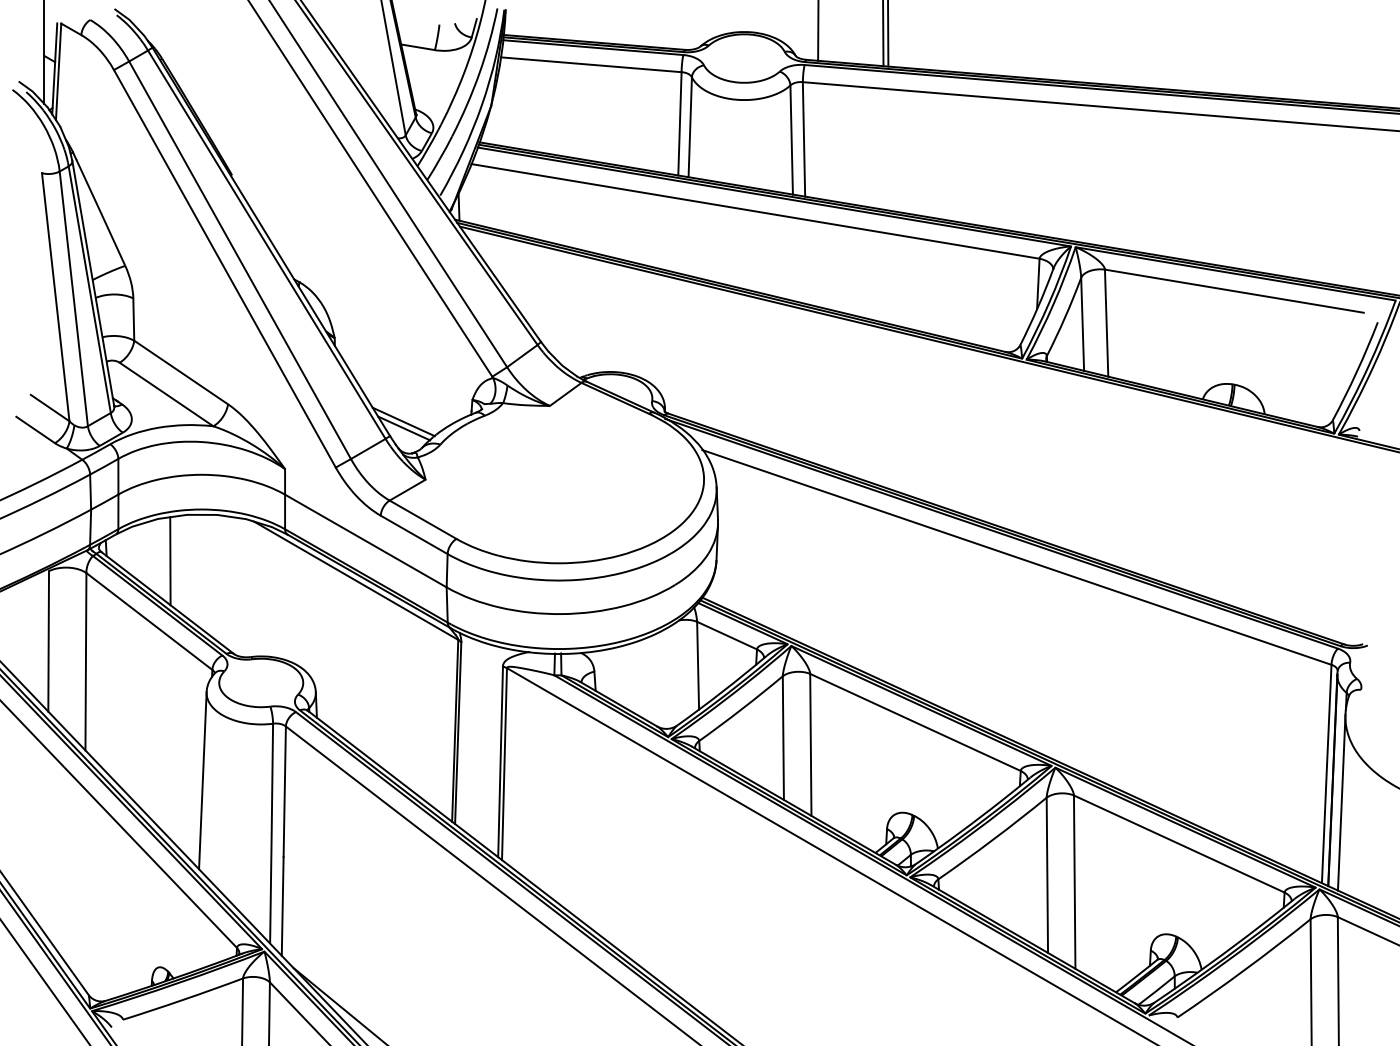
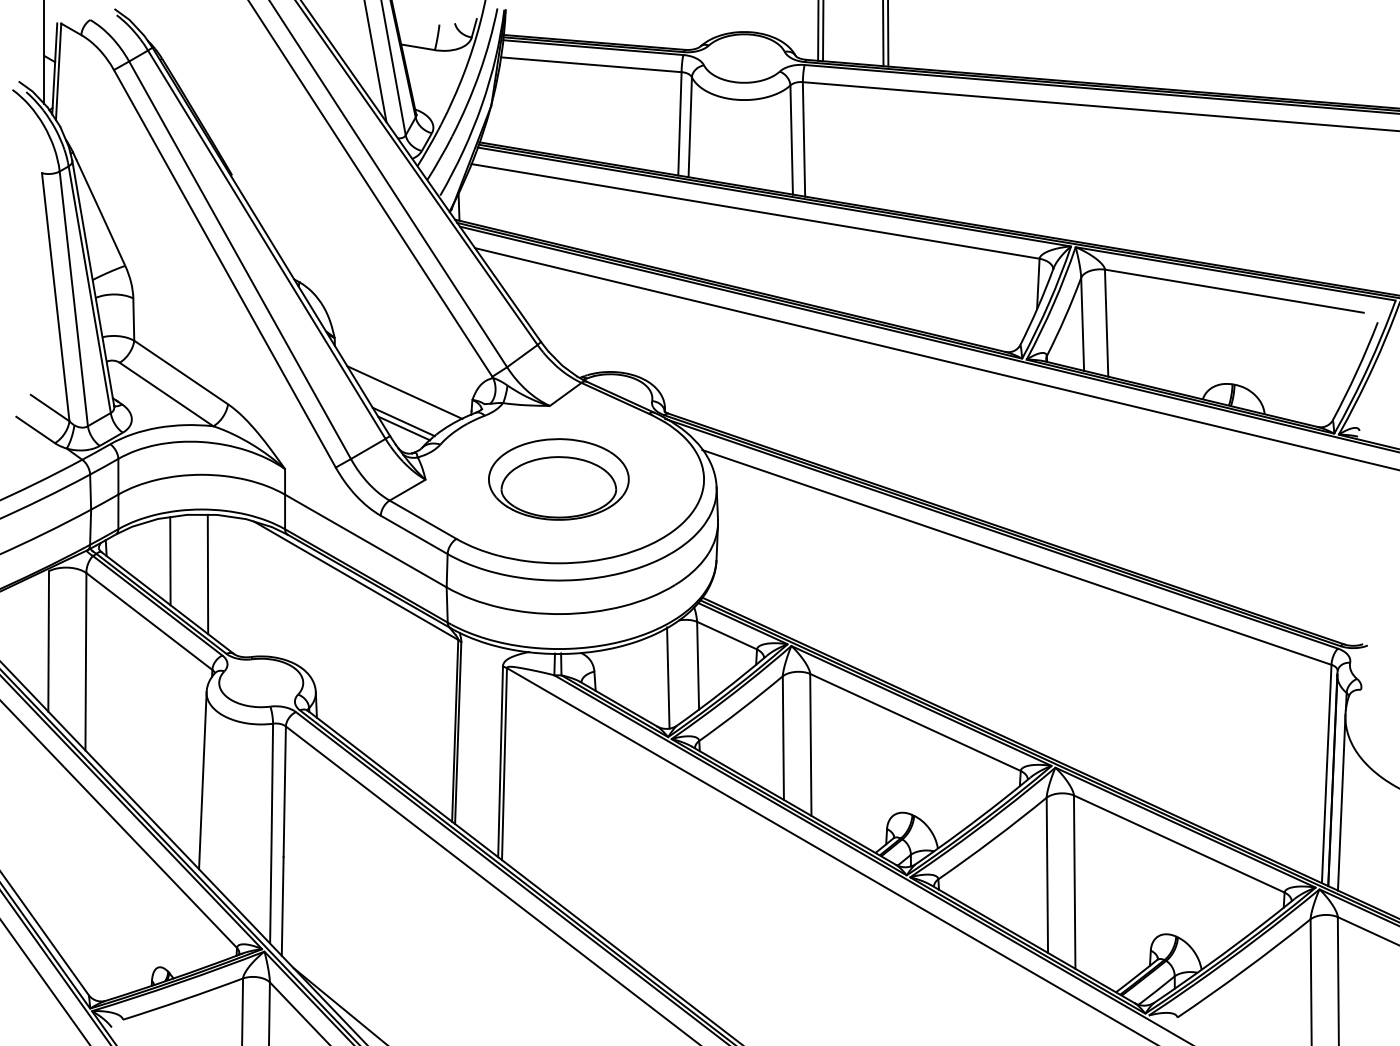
line: none -> present (823, 31)
line: none -> present (375, 62)
line: none -> present (935, 358)
line: none -> present (404, 392)
part: none -> present (558, 479)
line: none -> present (207, 574)
line: none -> present (668, 677)
